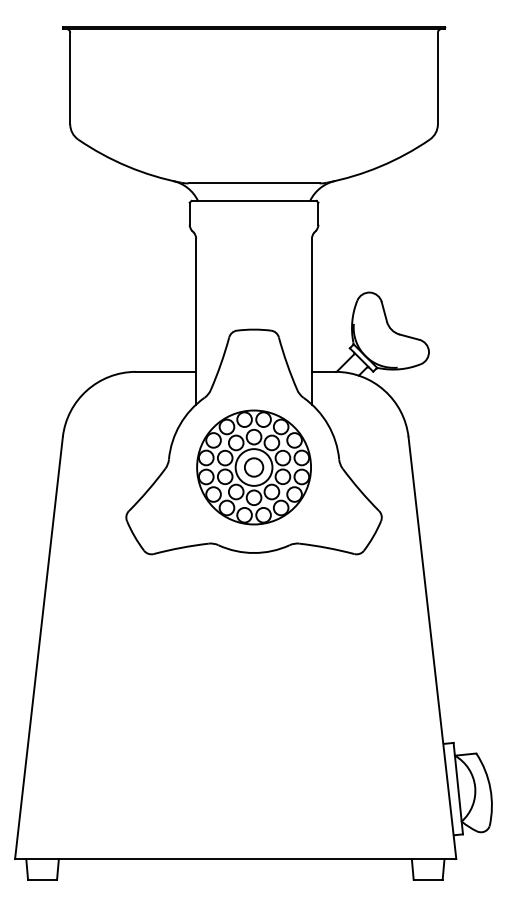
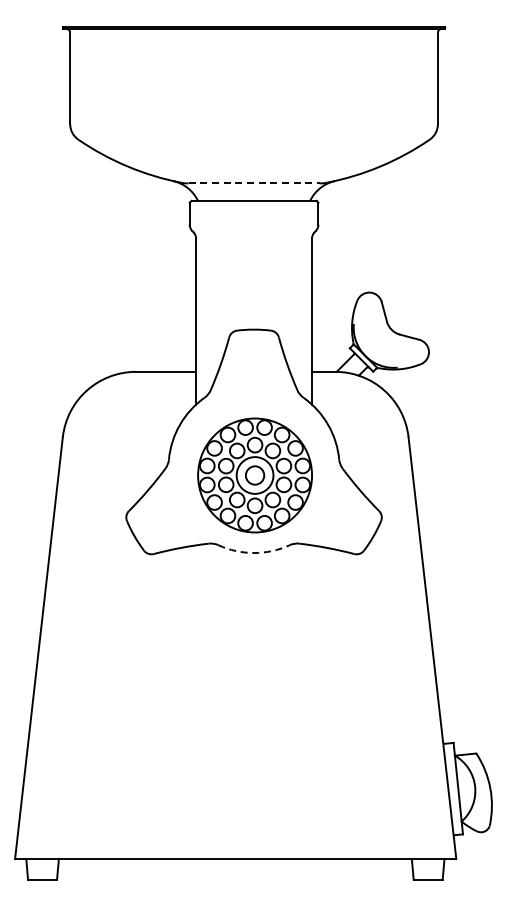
line: solid -> dashed (254, 183)
part position: (253, 467) -> (254, 475) (254, 475)
arc: solid -> dashed (254, 553)
